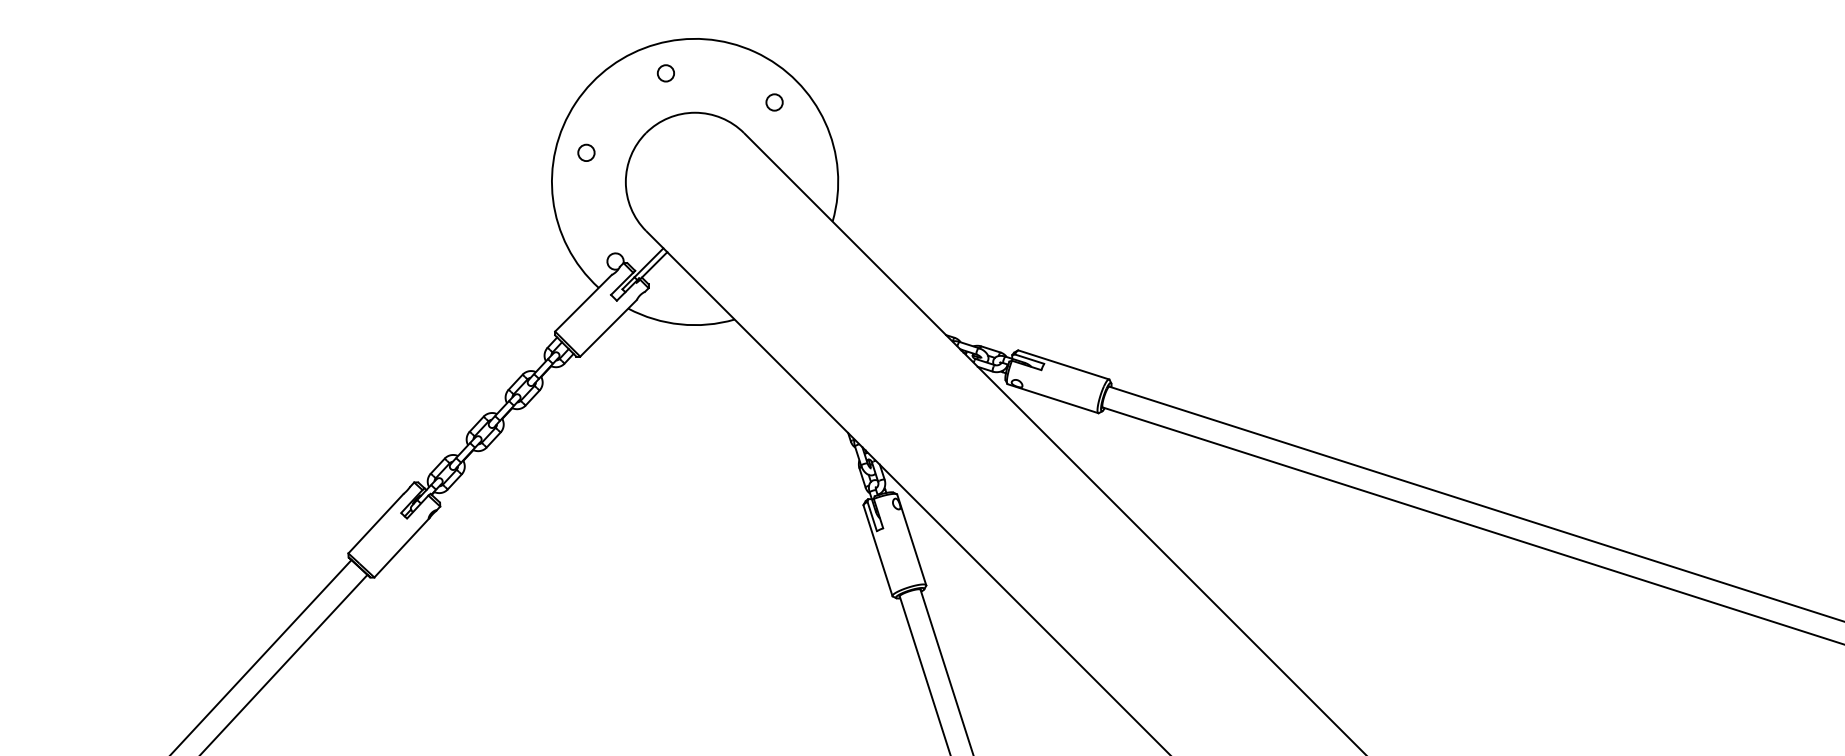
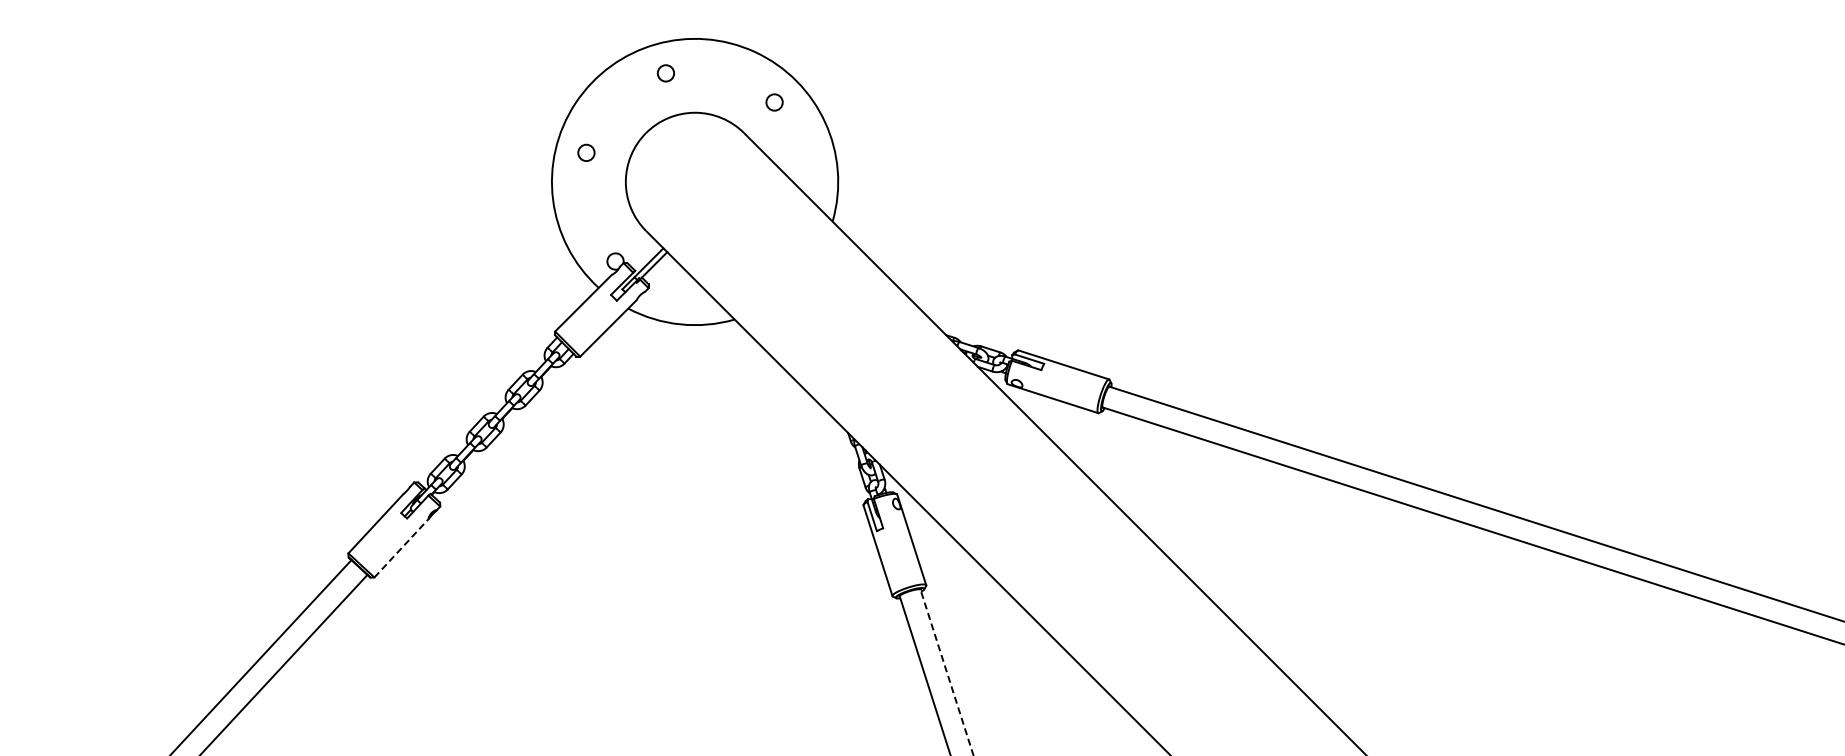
line: solid -> dashed (402, 547)
line: solid -> dashed (946, 672)
